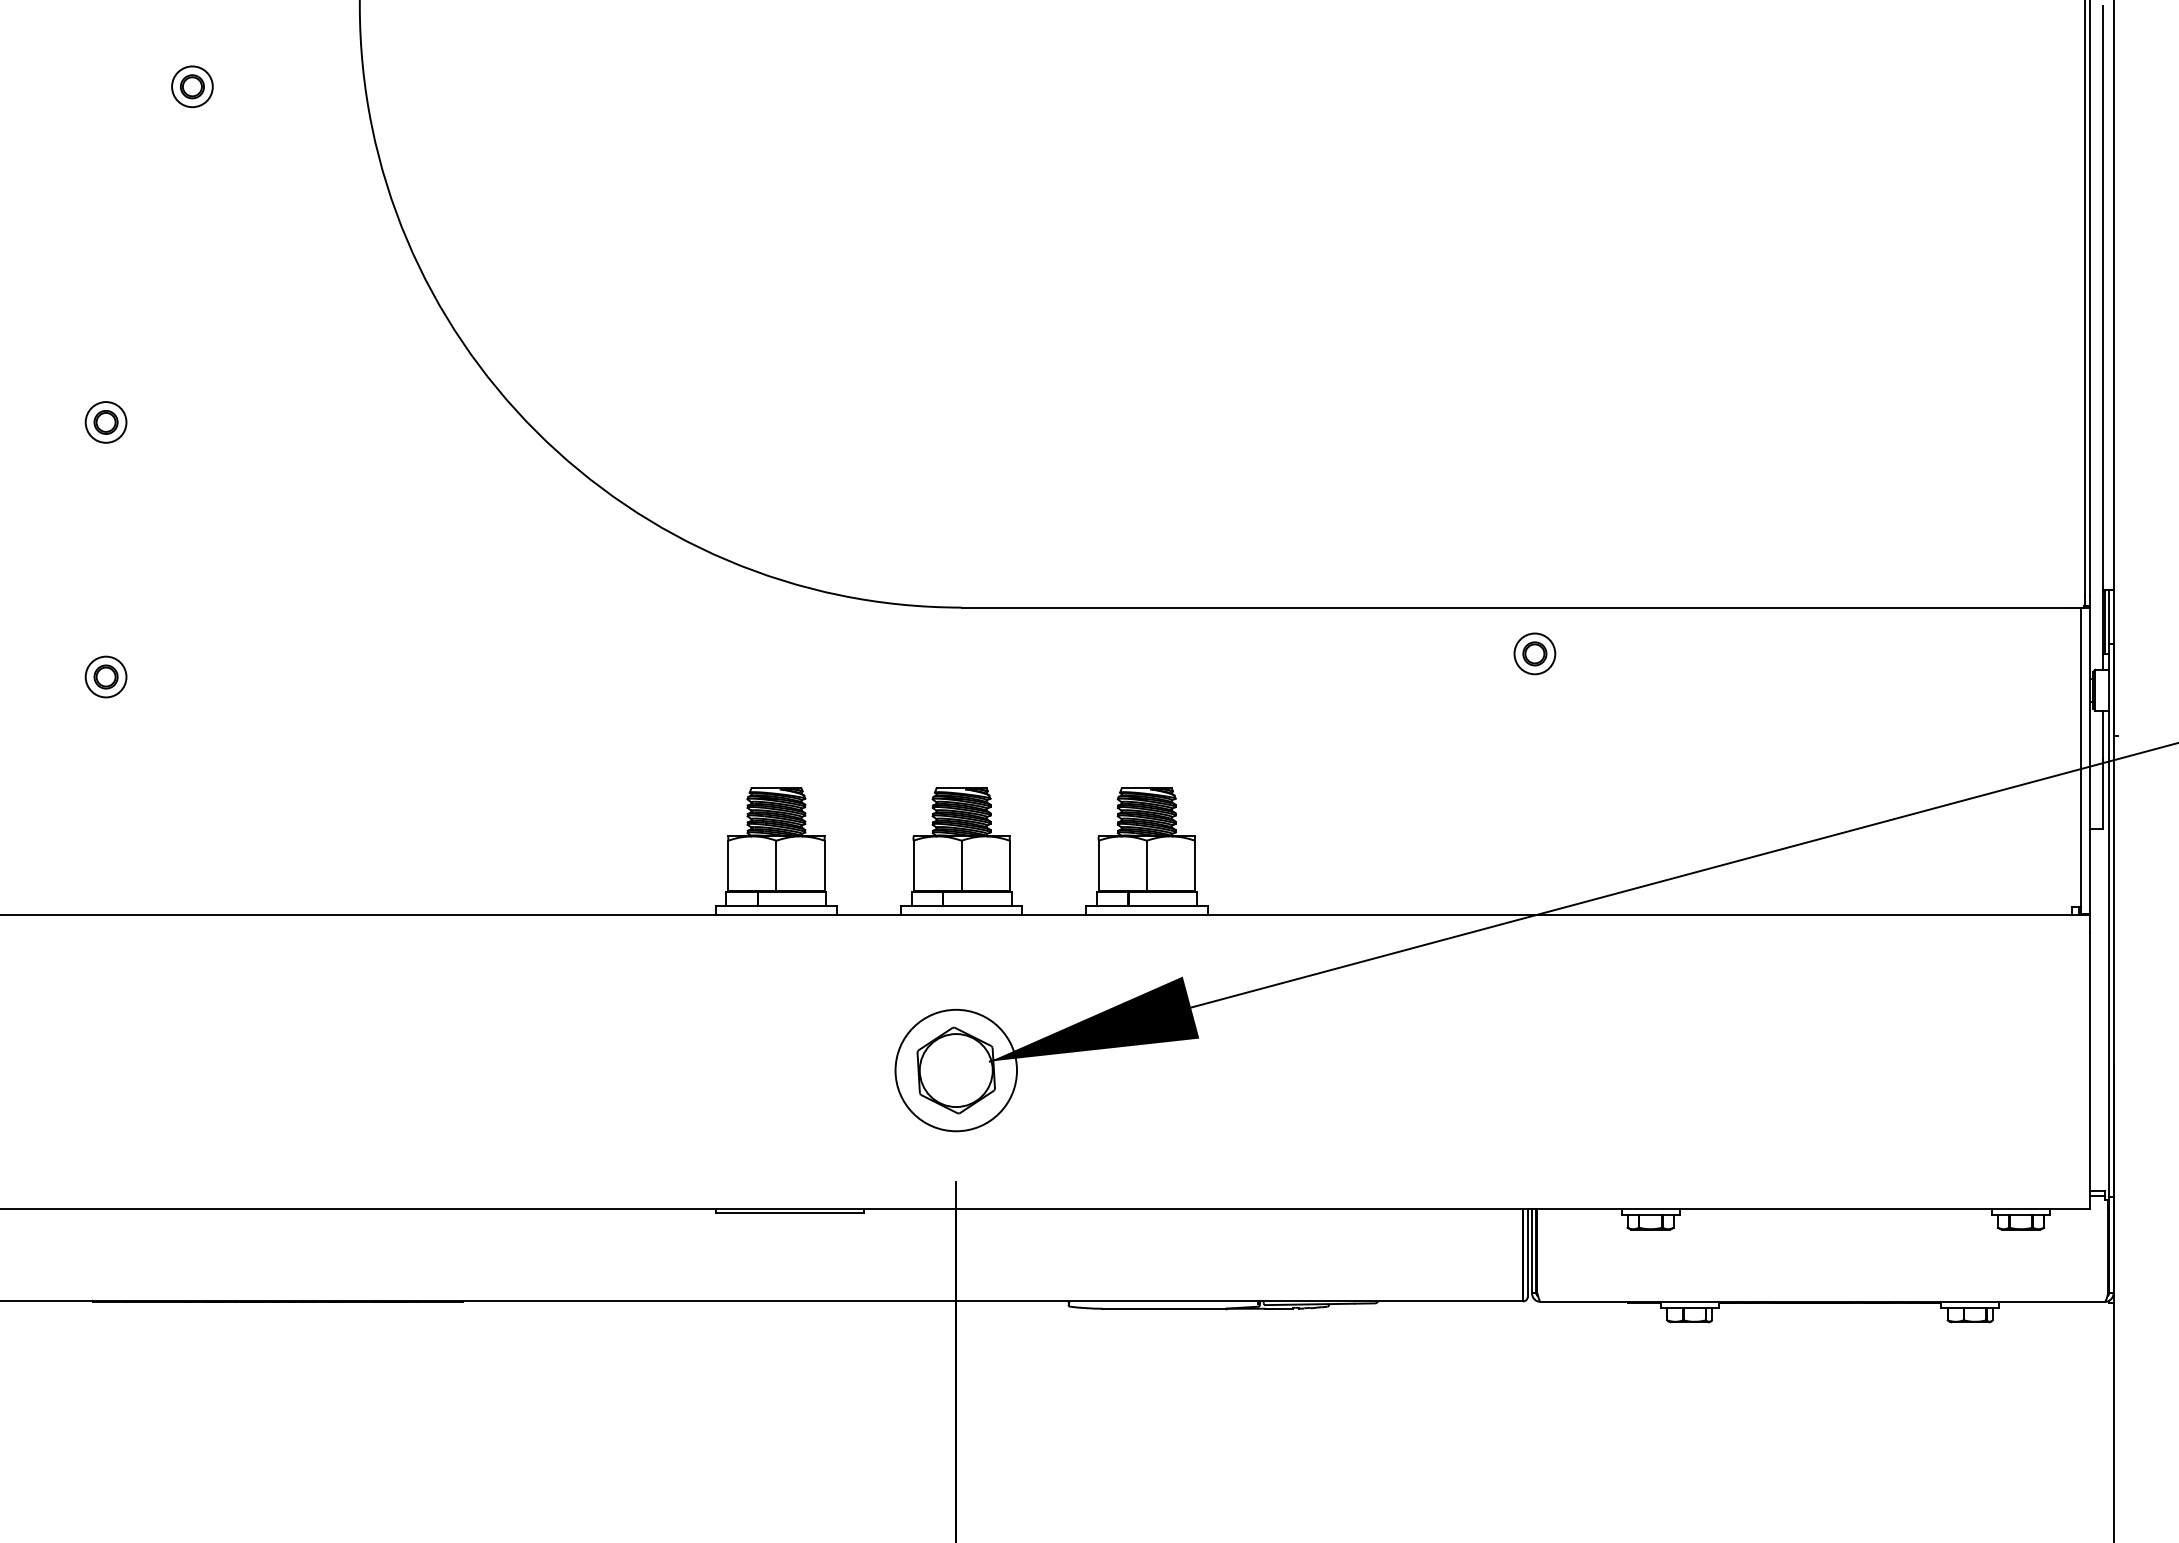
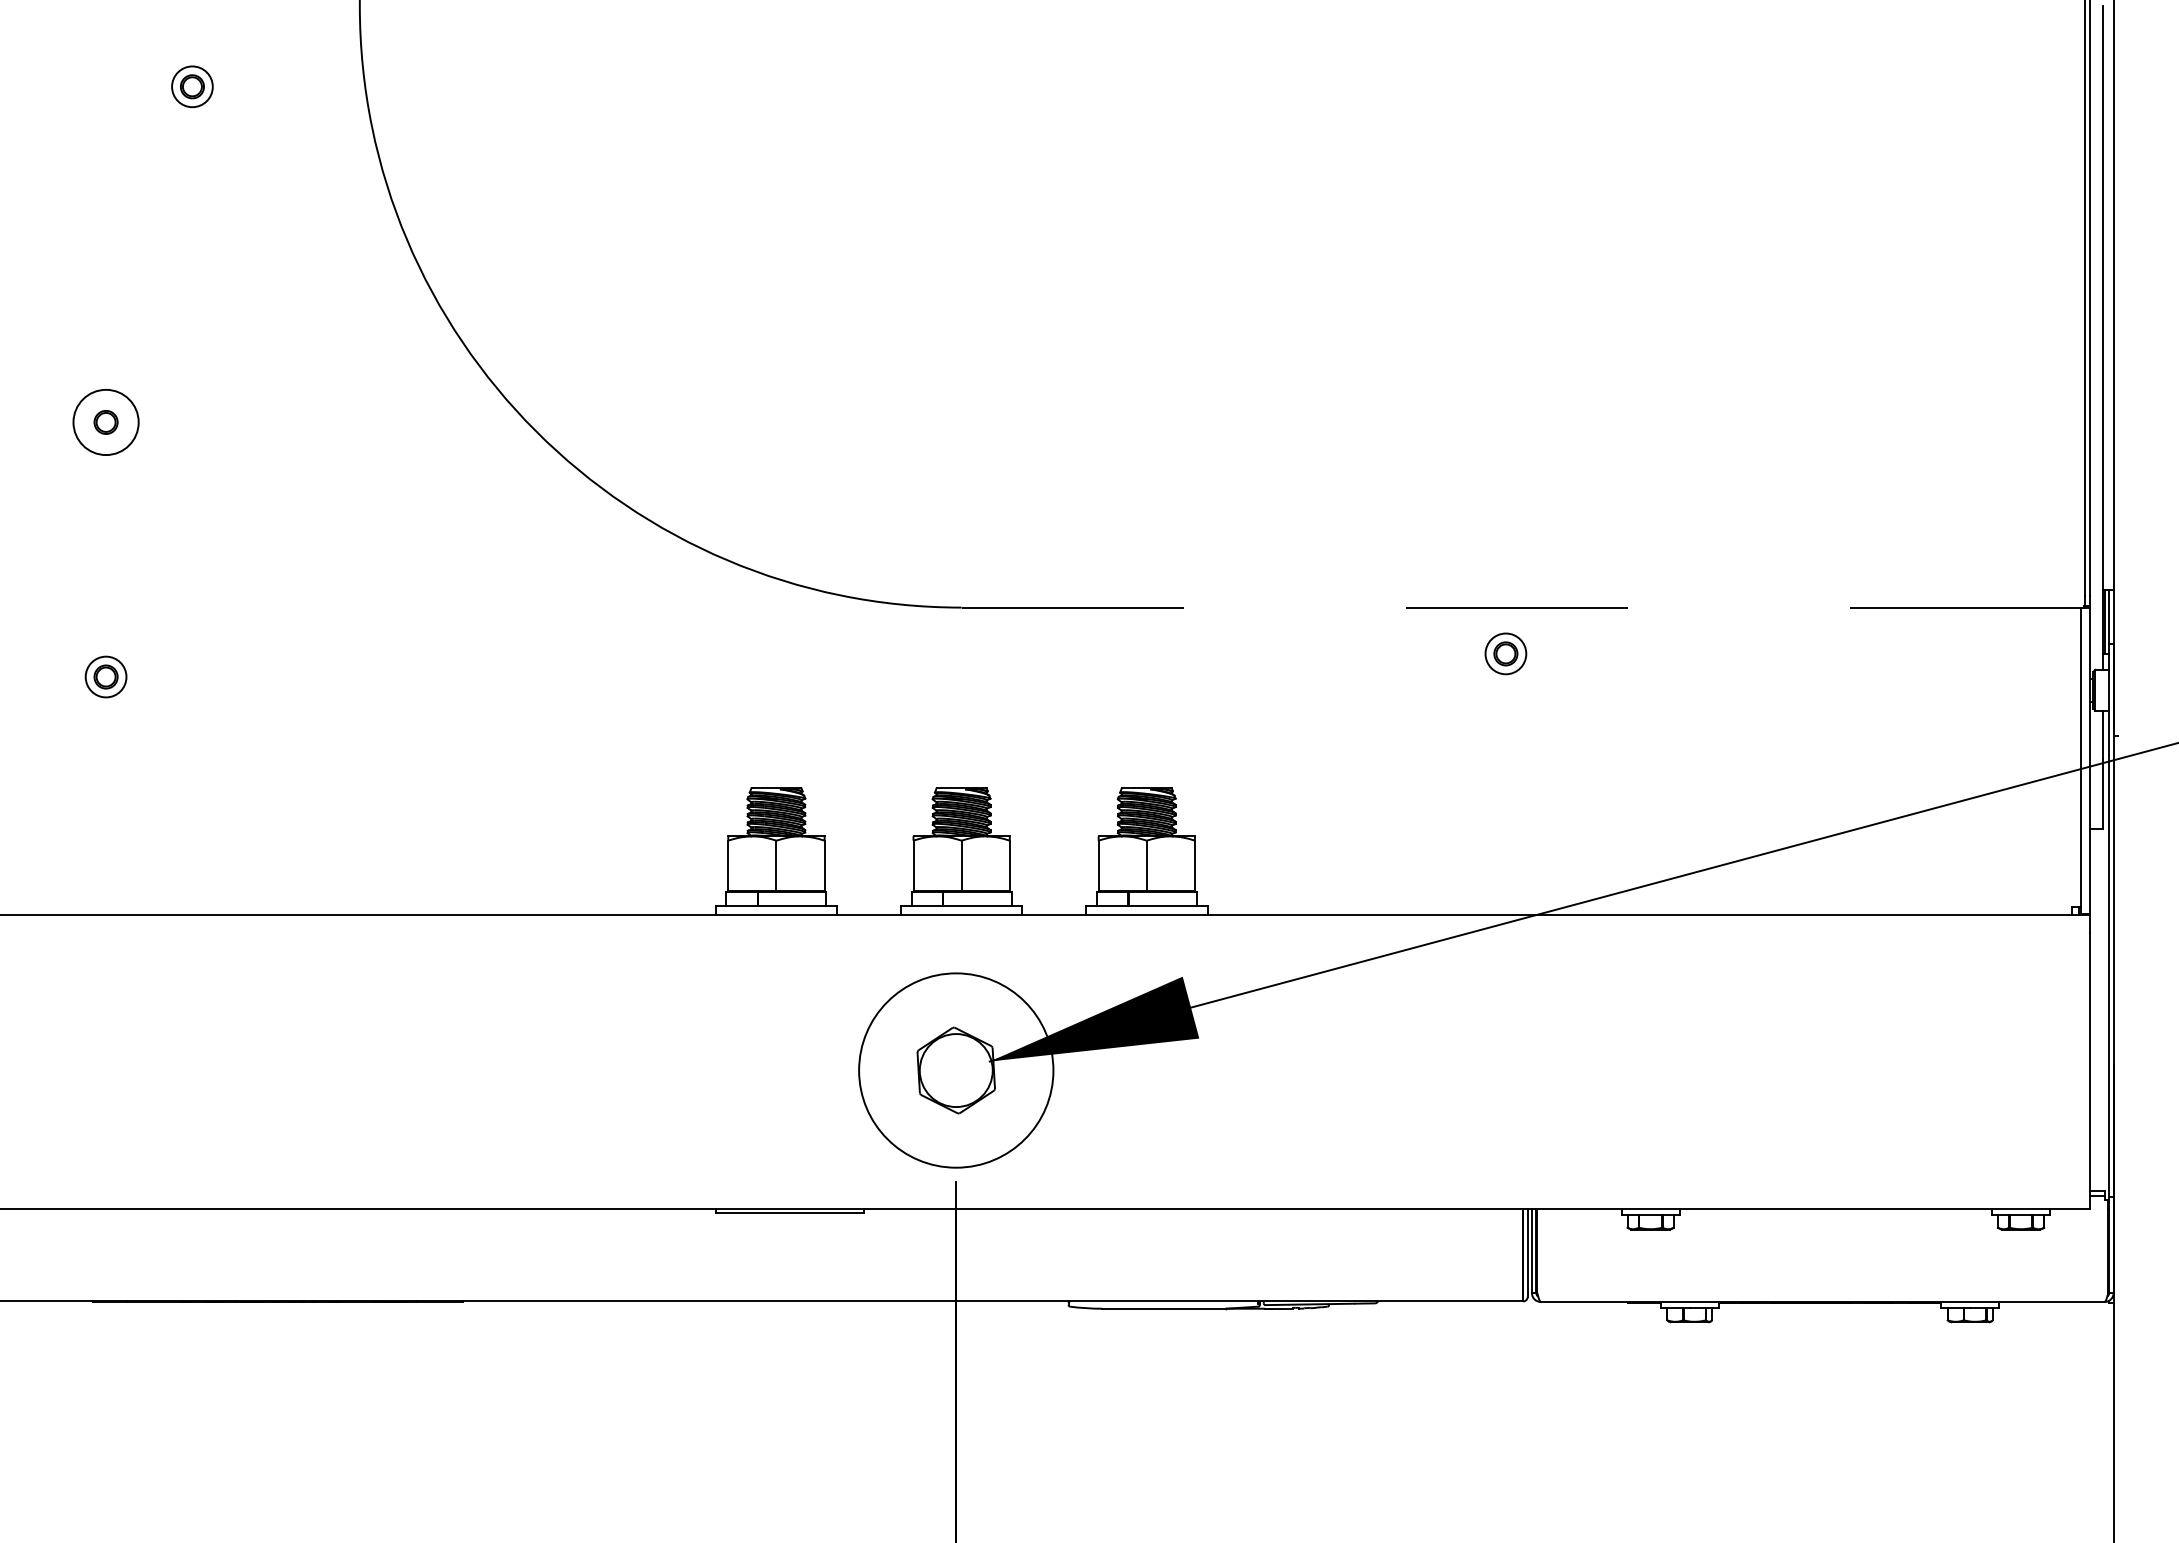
circle diameter: 41 px -> 65 px (105, 422)
line: solid -> dashed (1516, 607)
part position: (1534, 653) -> (1505, 653) (1505, 653)
circle diameter: 121 px -> 194 px (956, 1070)
